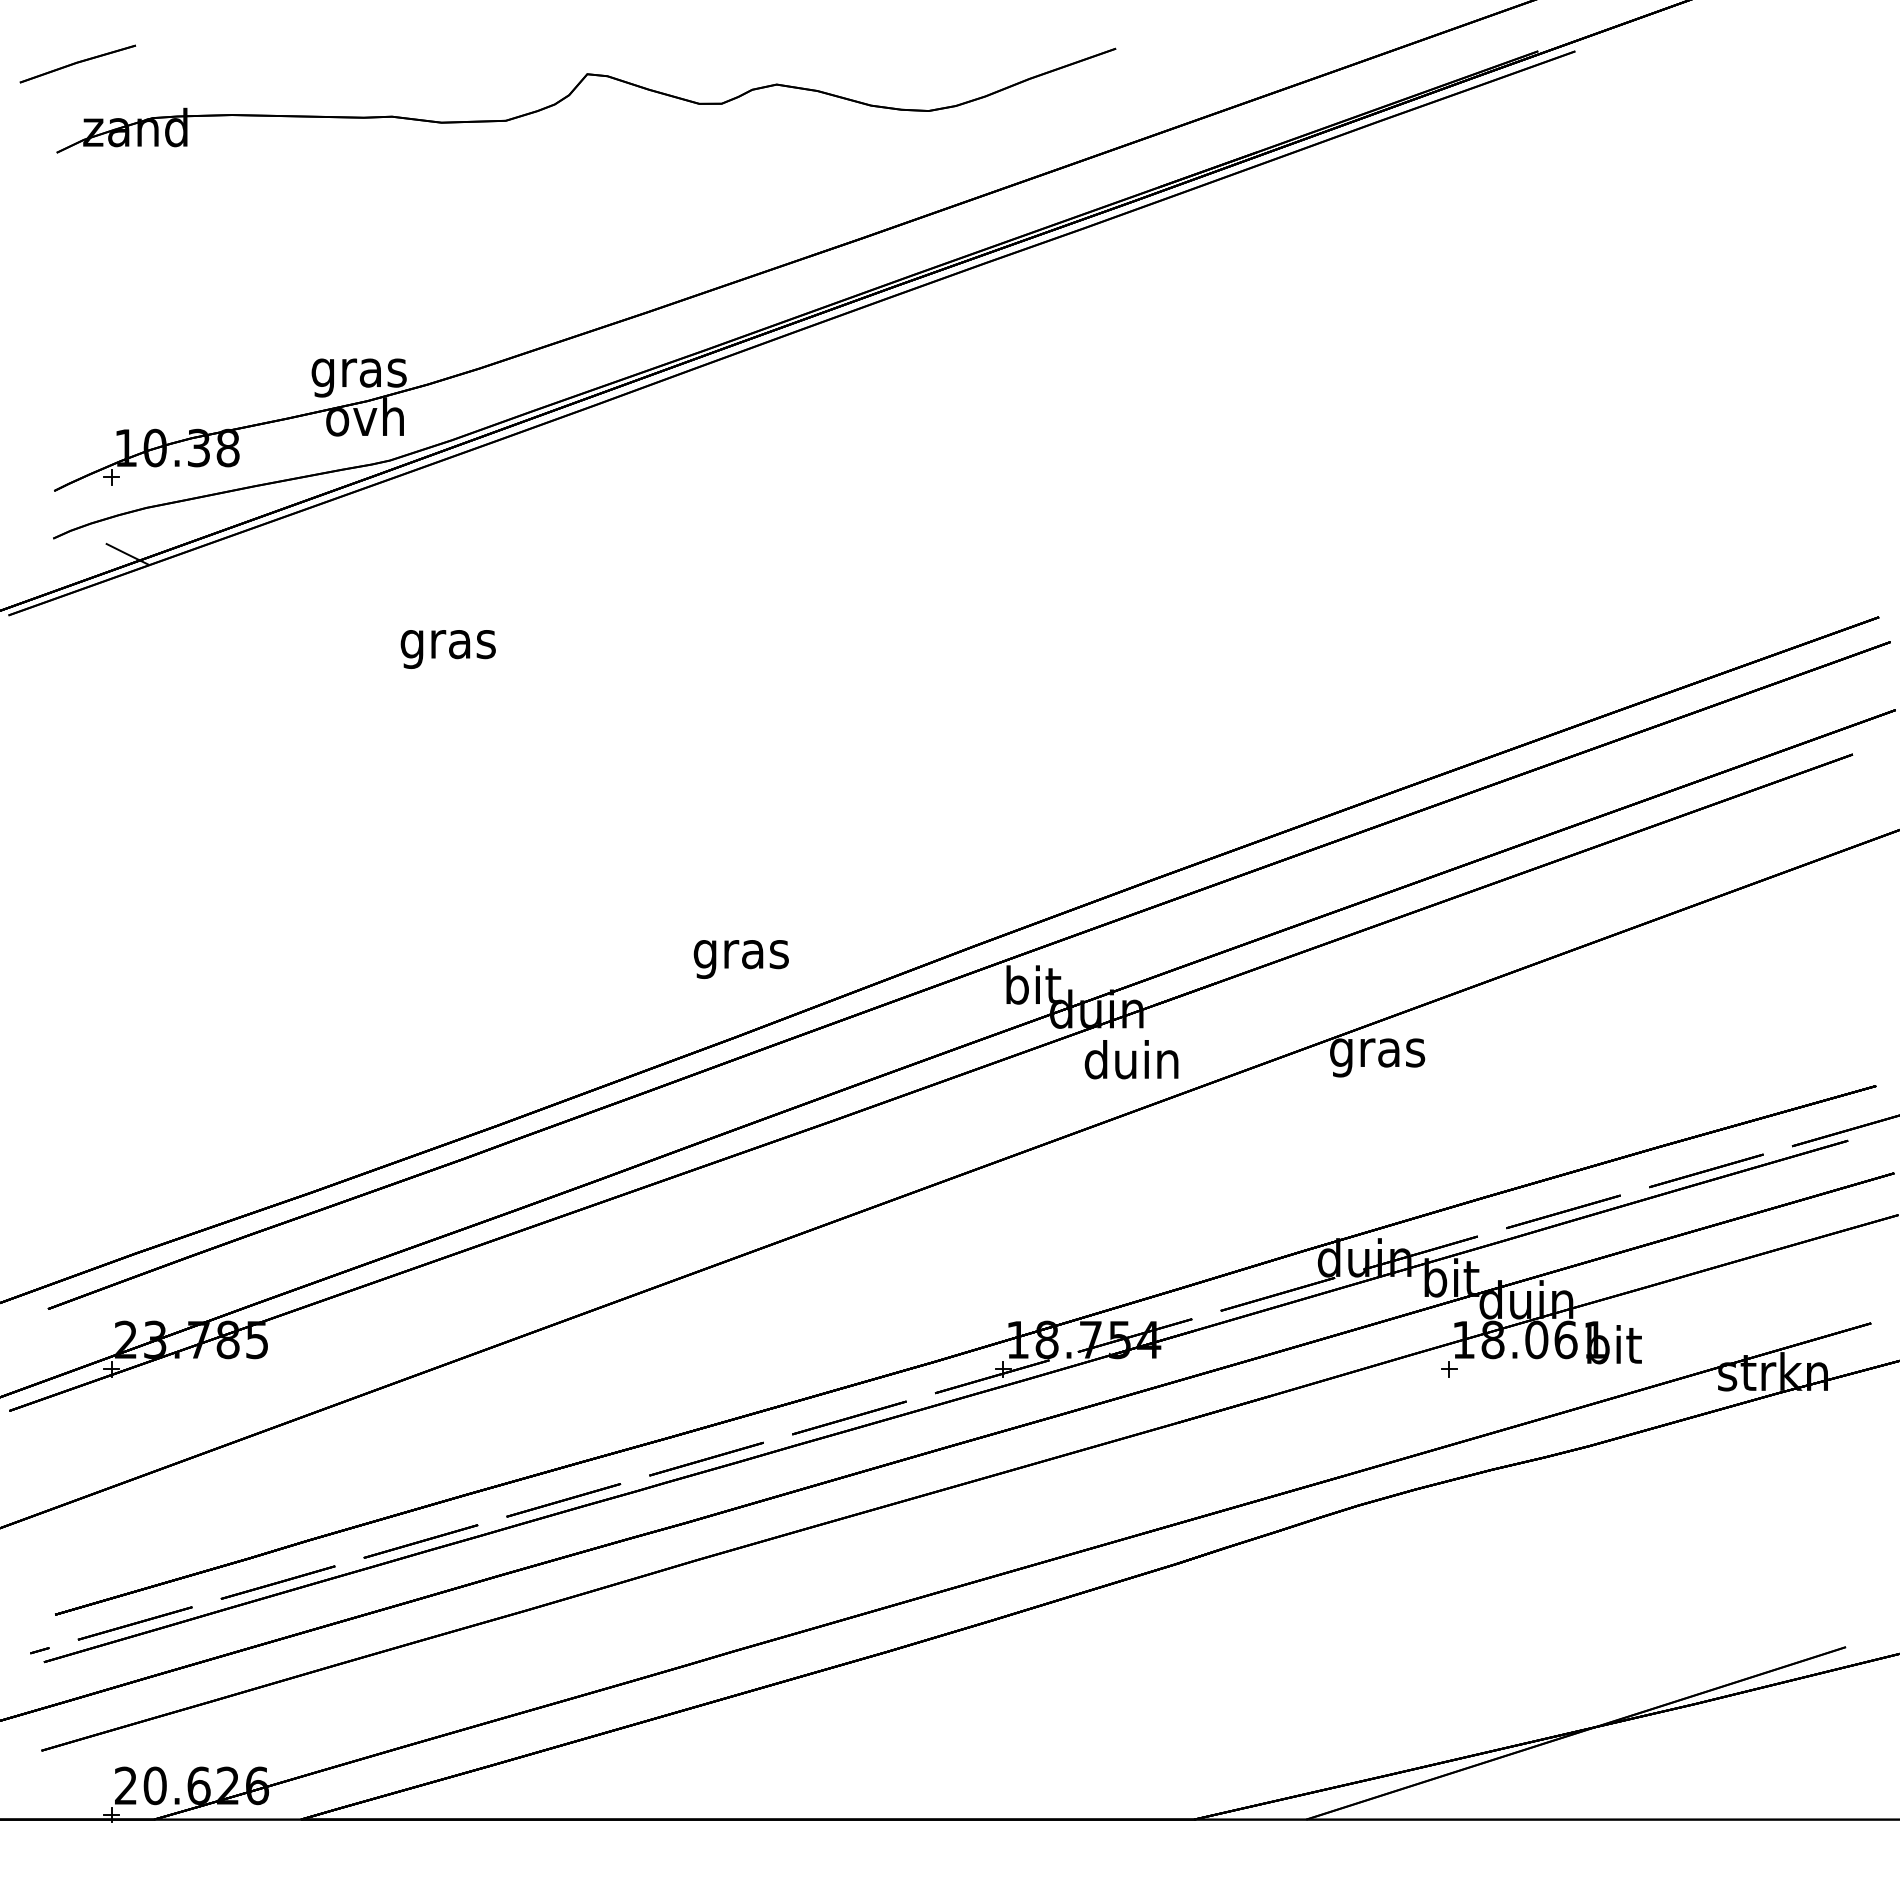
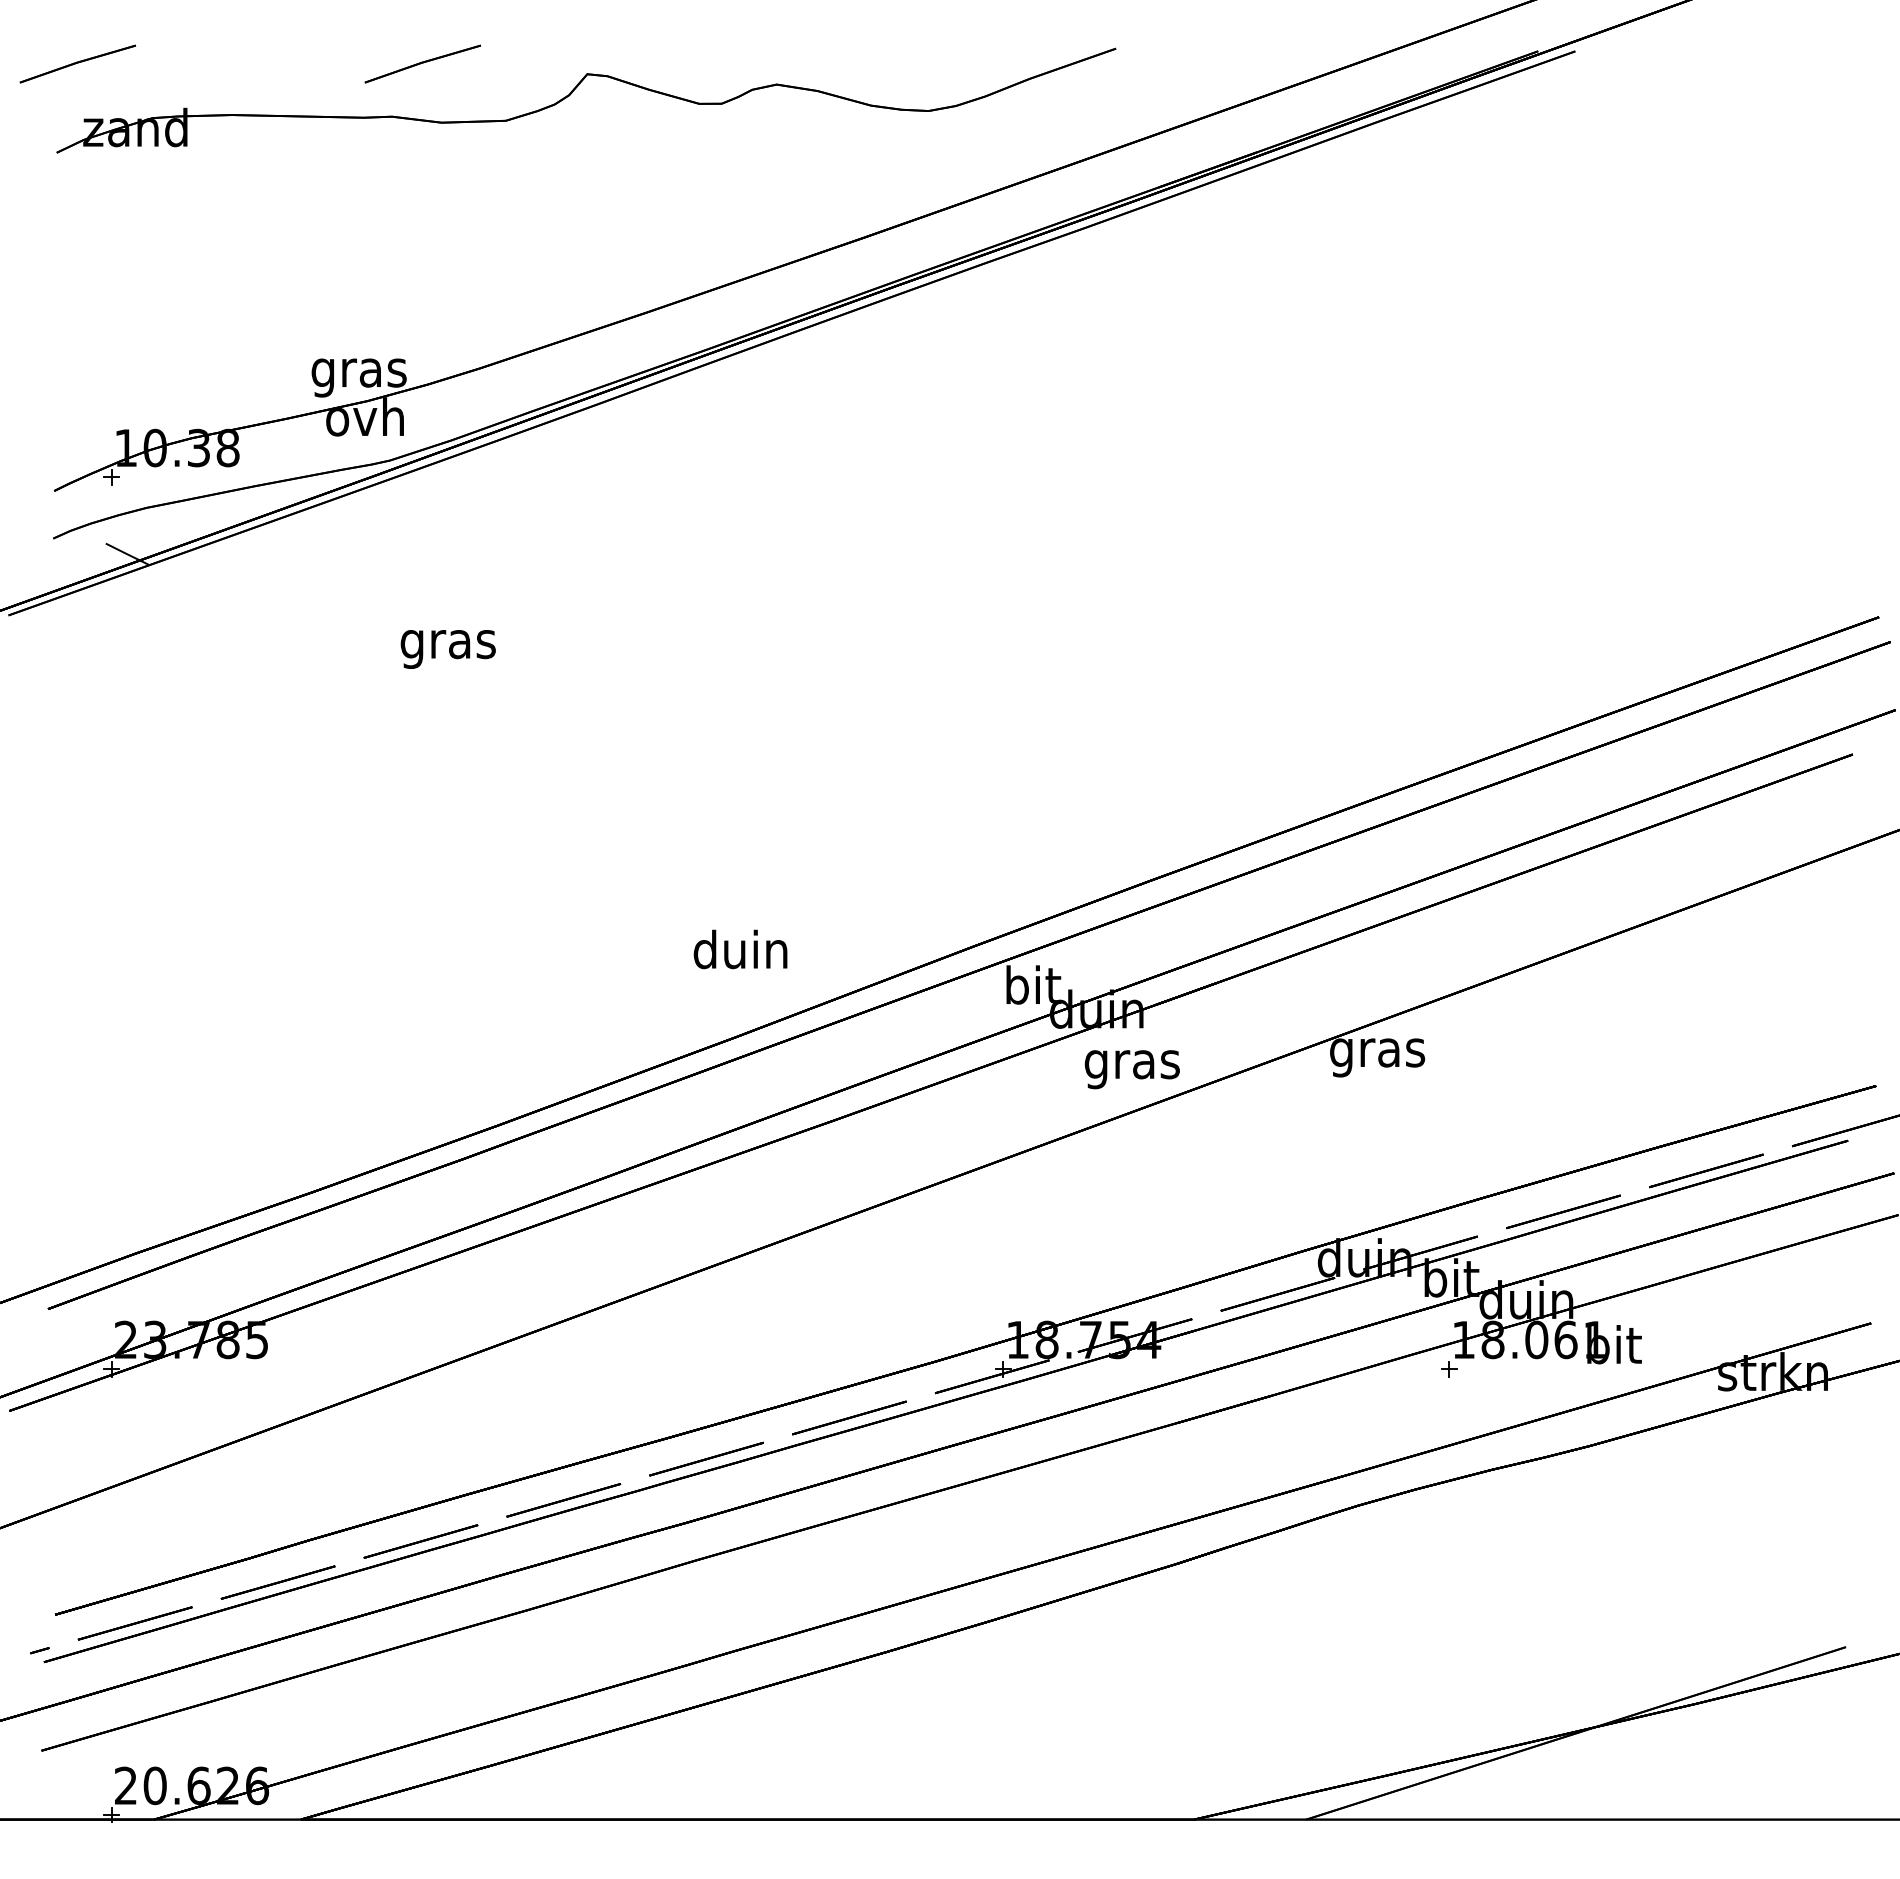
part: none -> present (422, 63)
text: gras -> duin (741, 954)
text: duin -> gras (1132, 1064)
